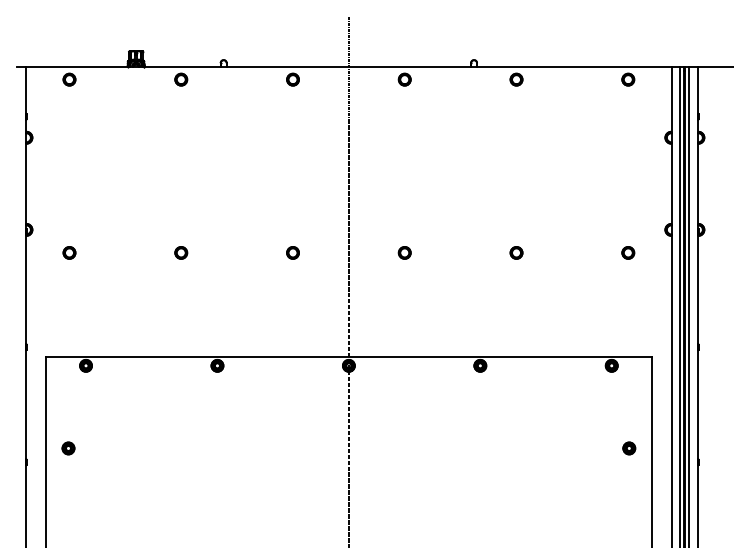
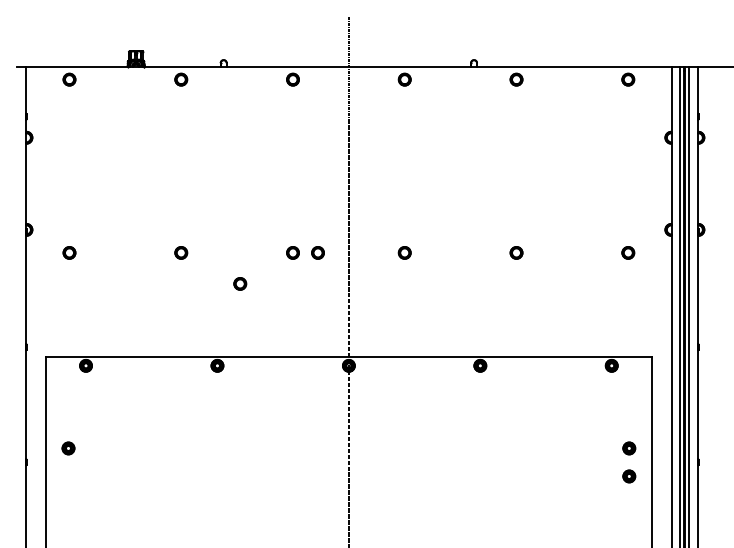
circle: none -> present (317, 252)
circle: none -> present (240, 283)
part: none -> present (629, 476)
